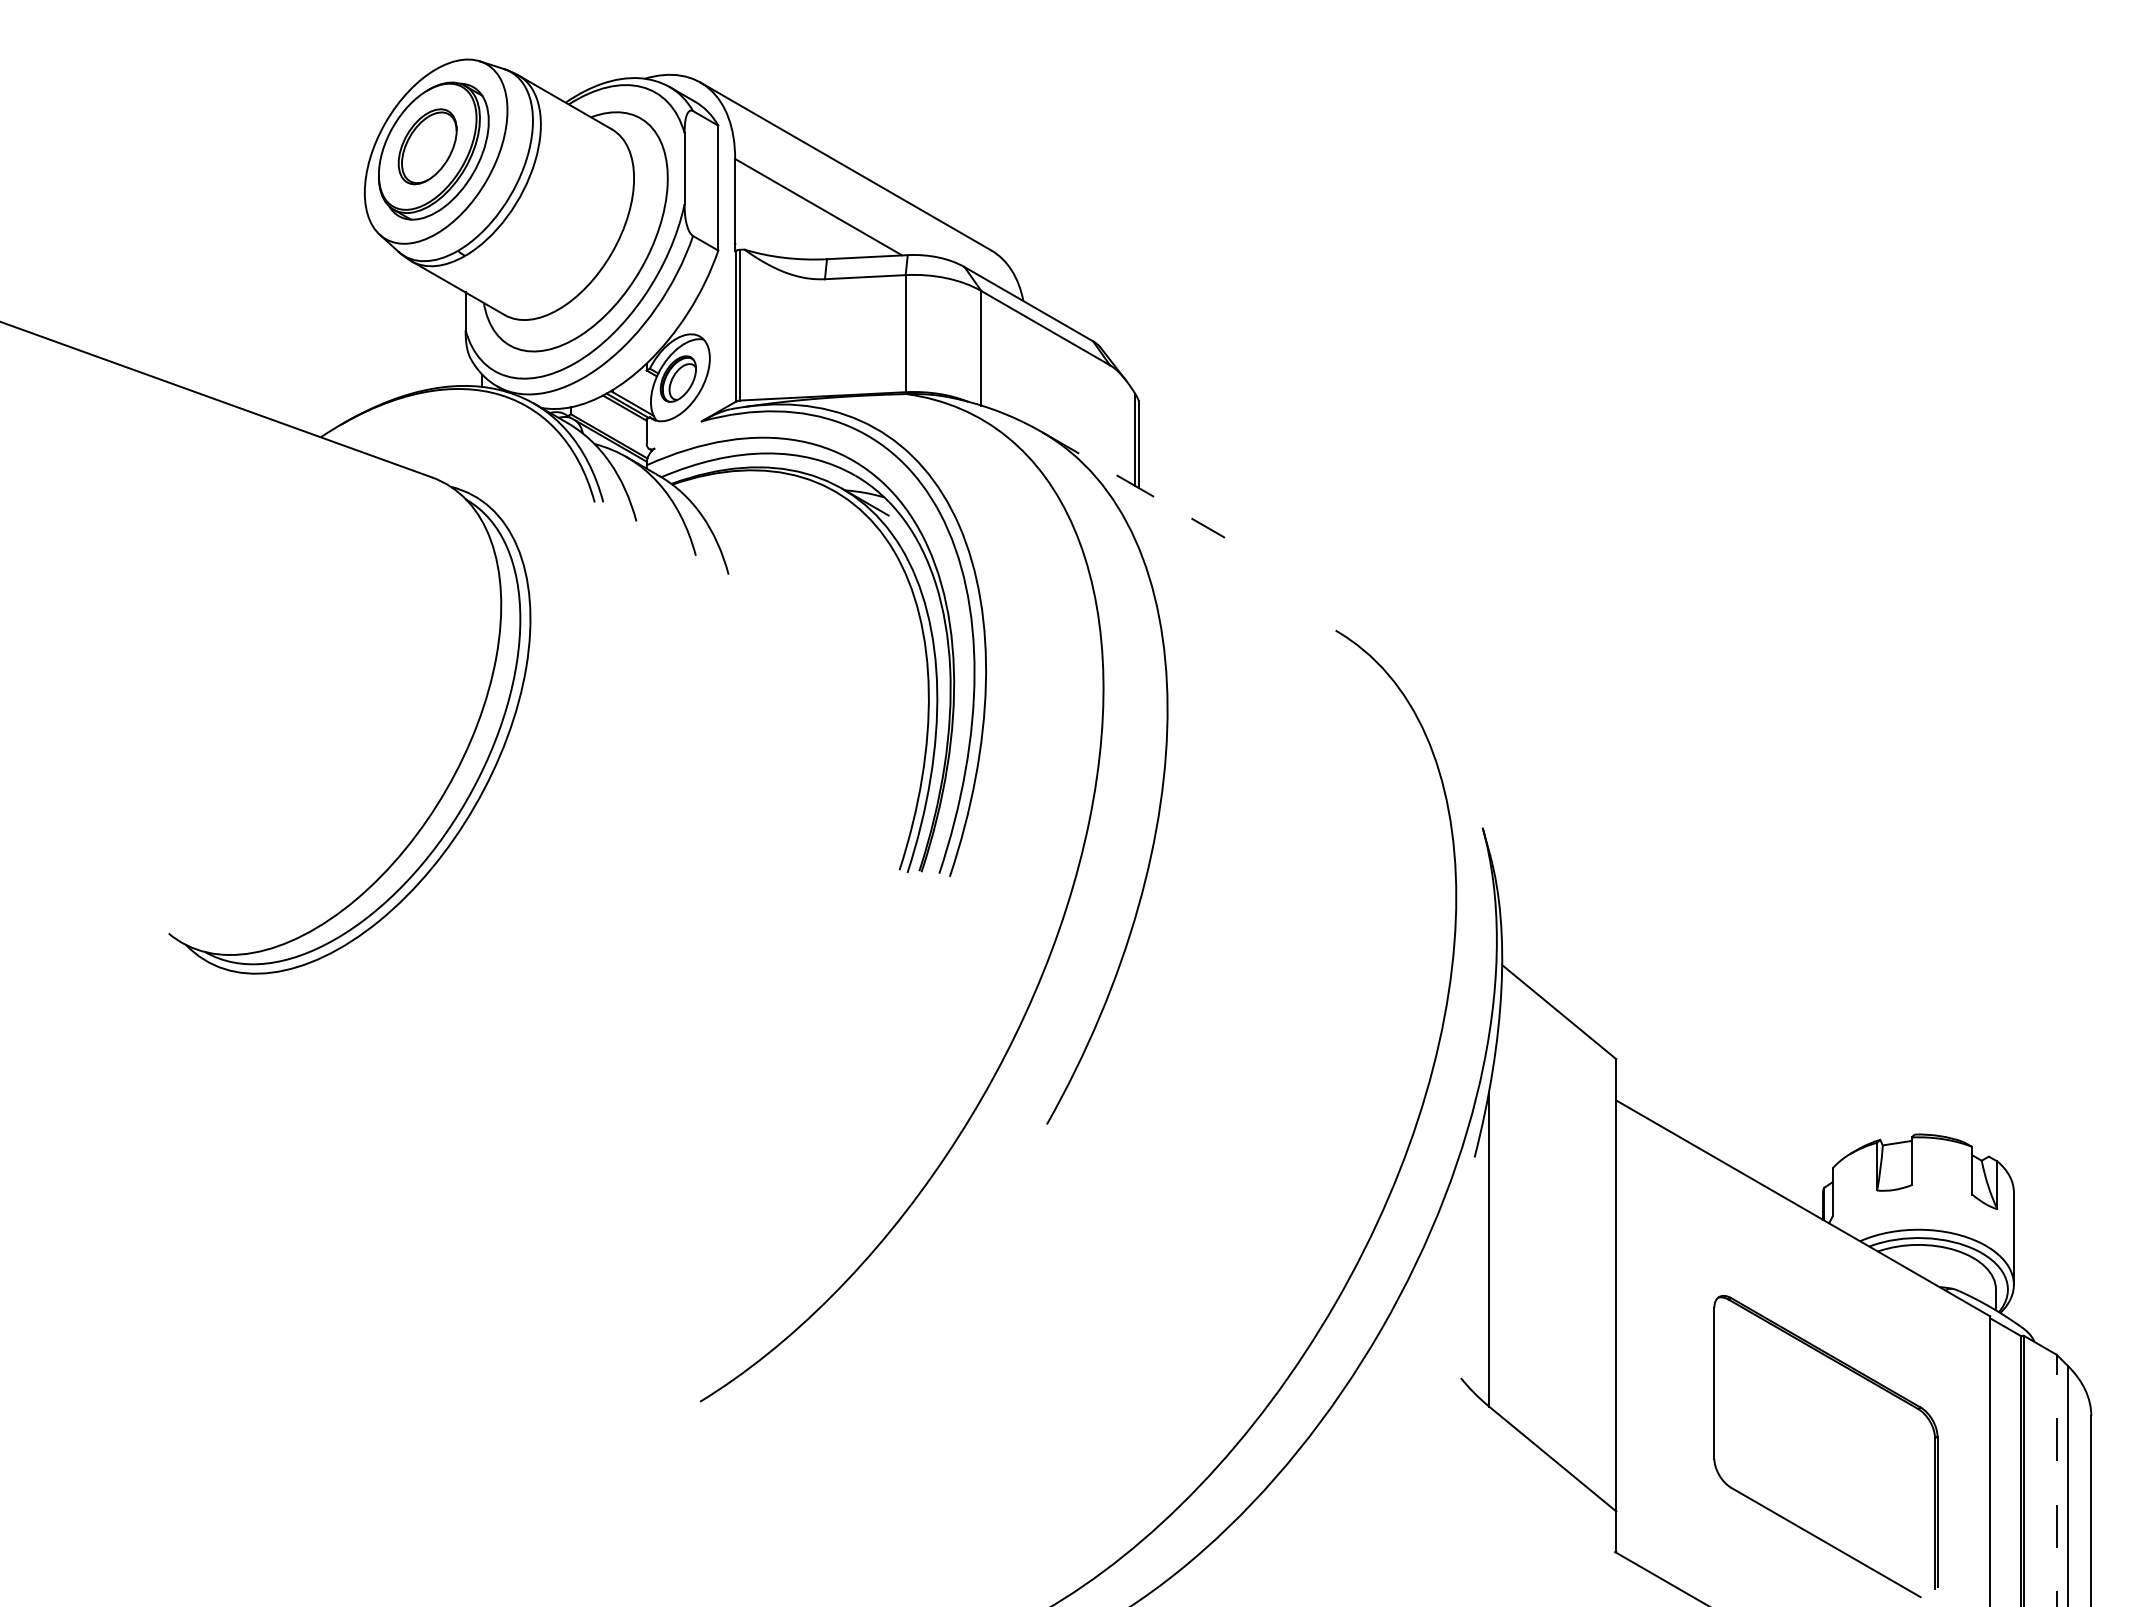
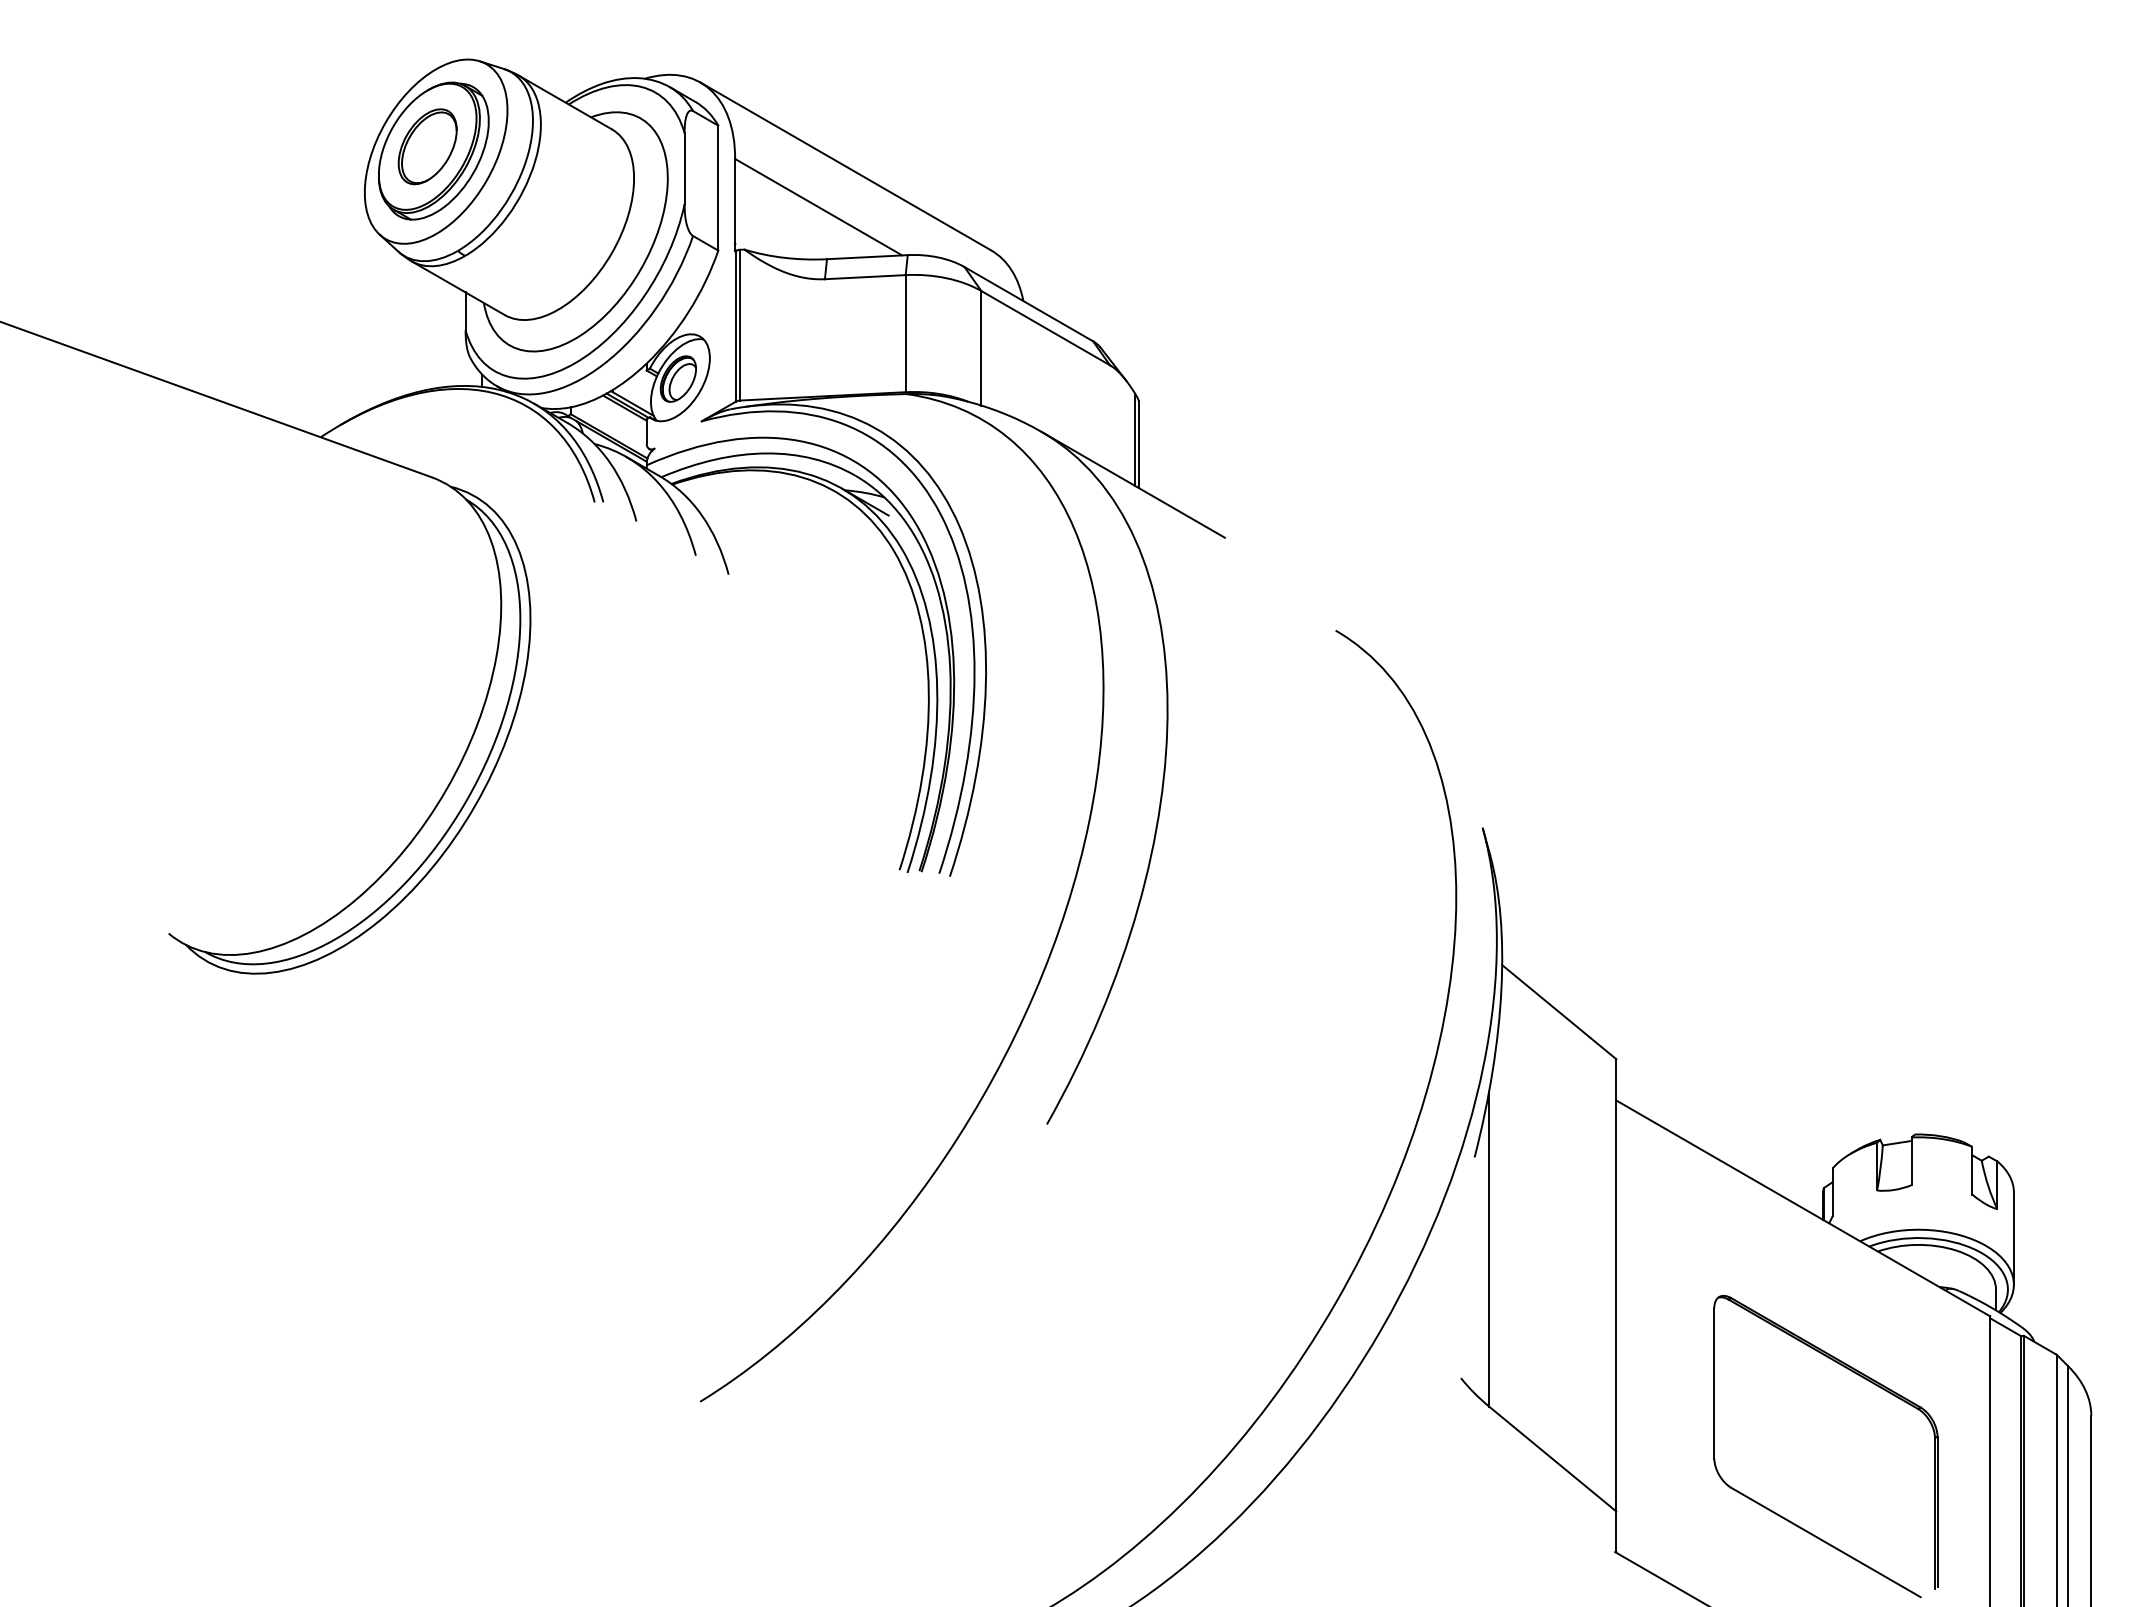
line: dashed -> solid (1133, 484)
line: dashed -> solid (2056, 1480)
